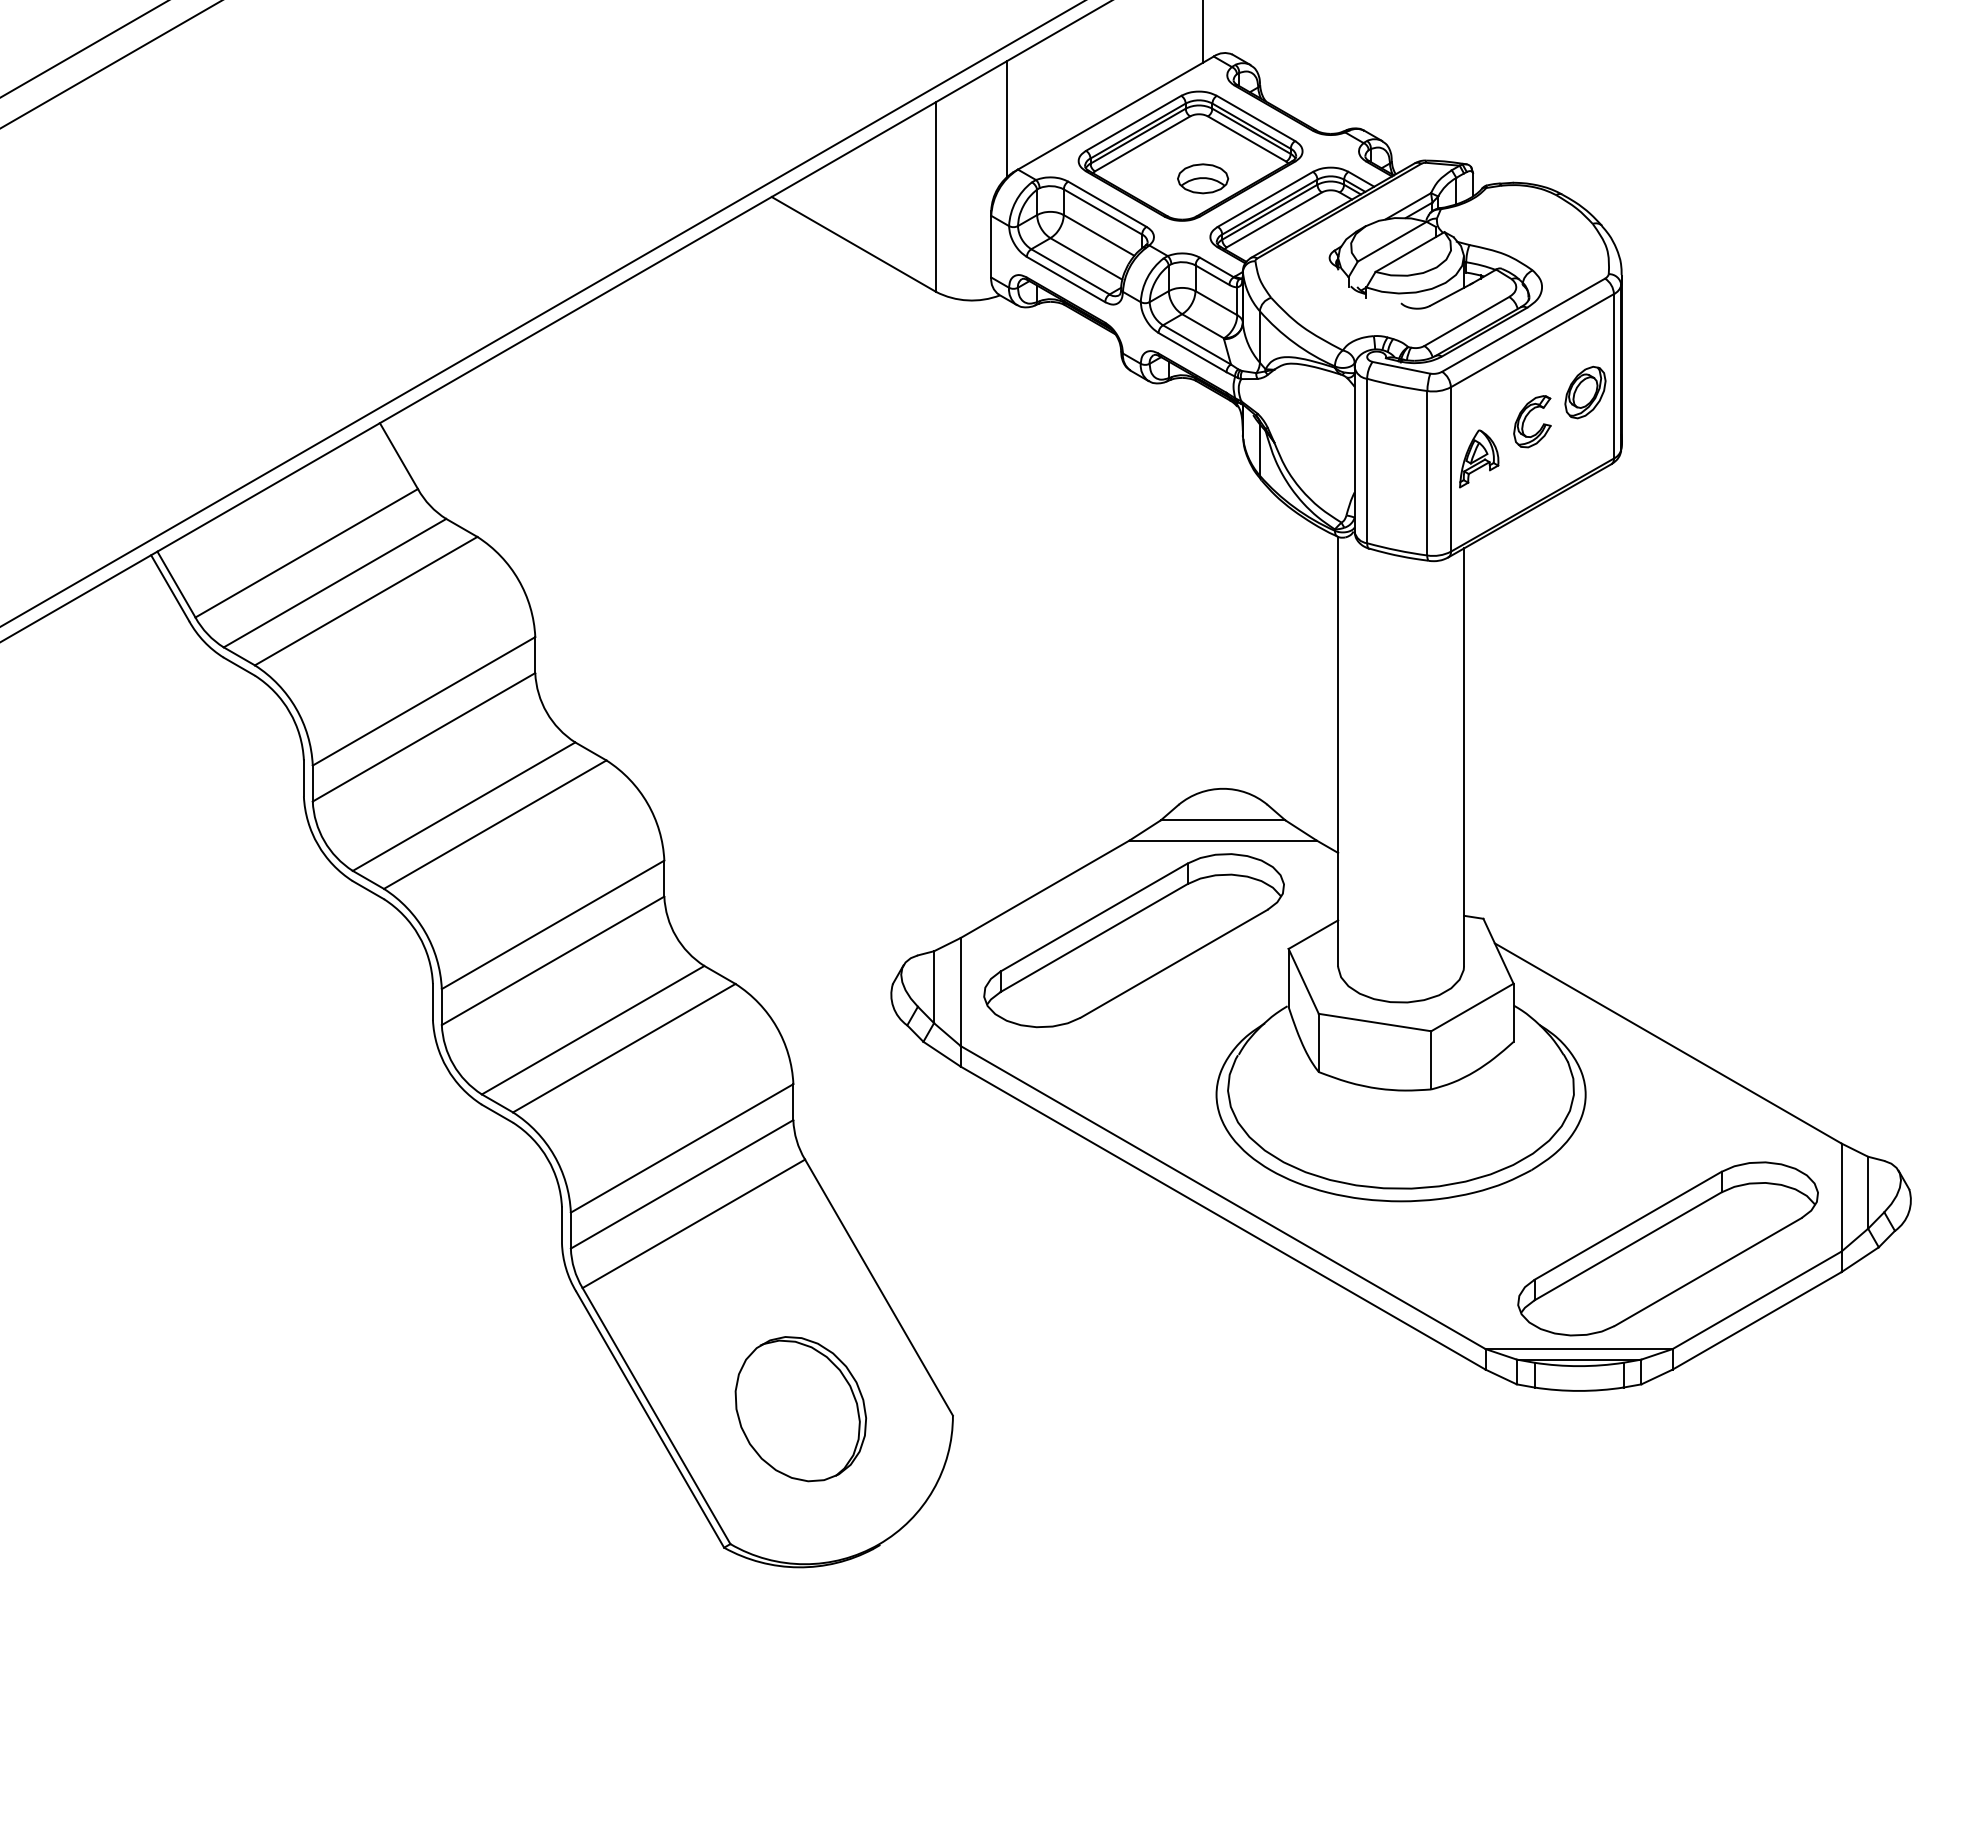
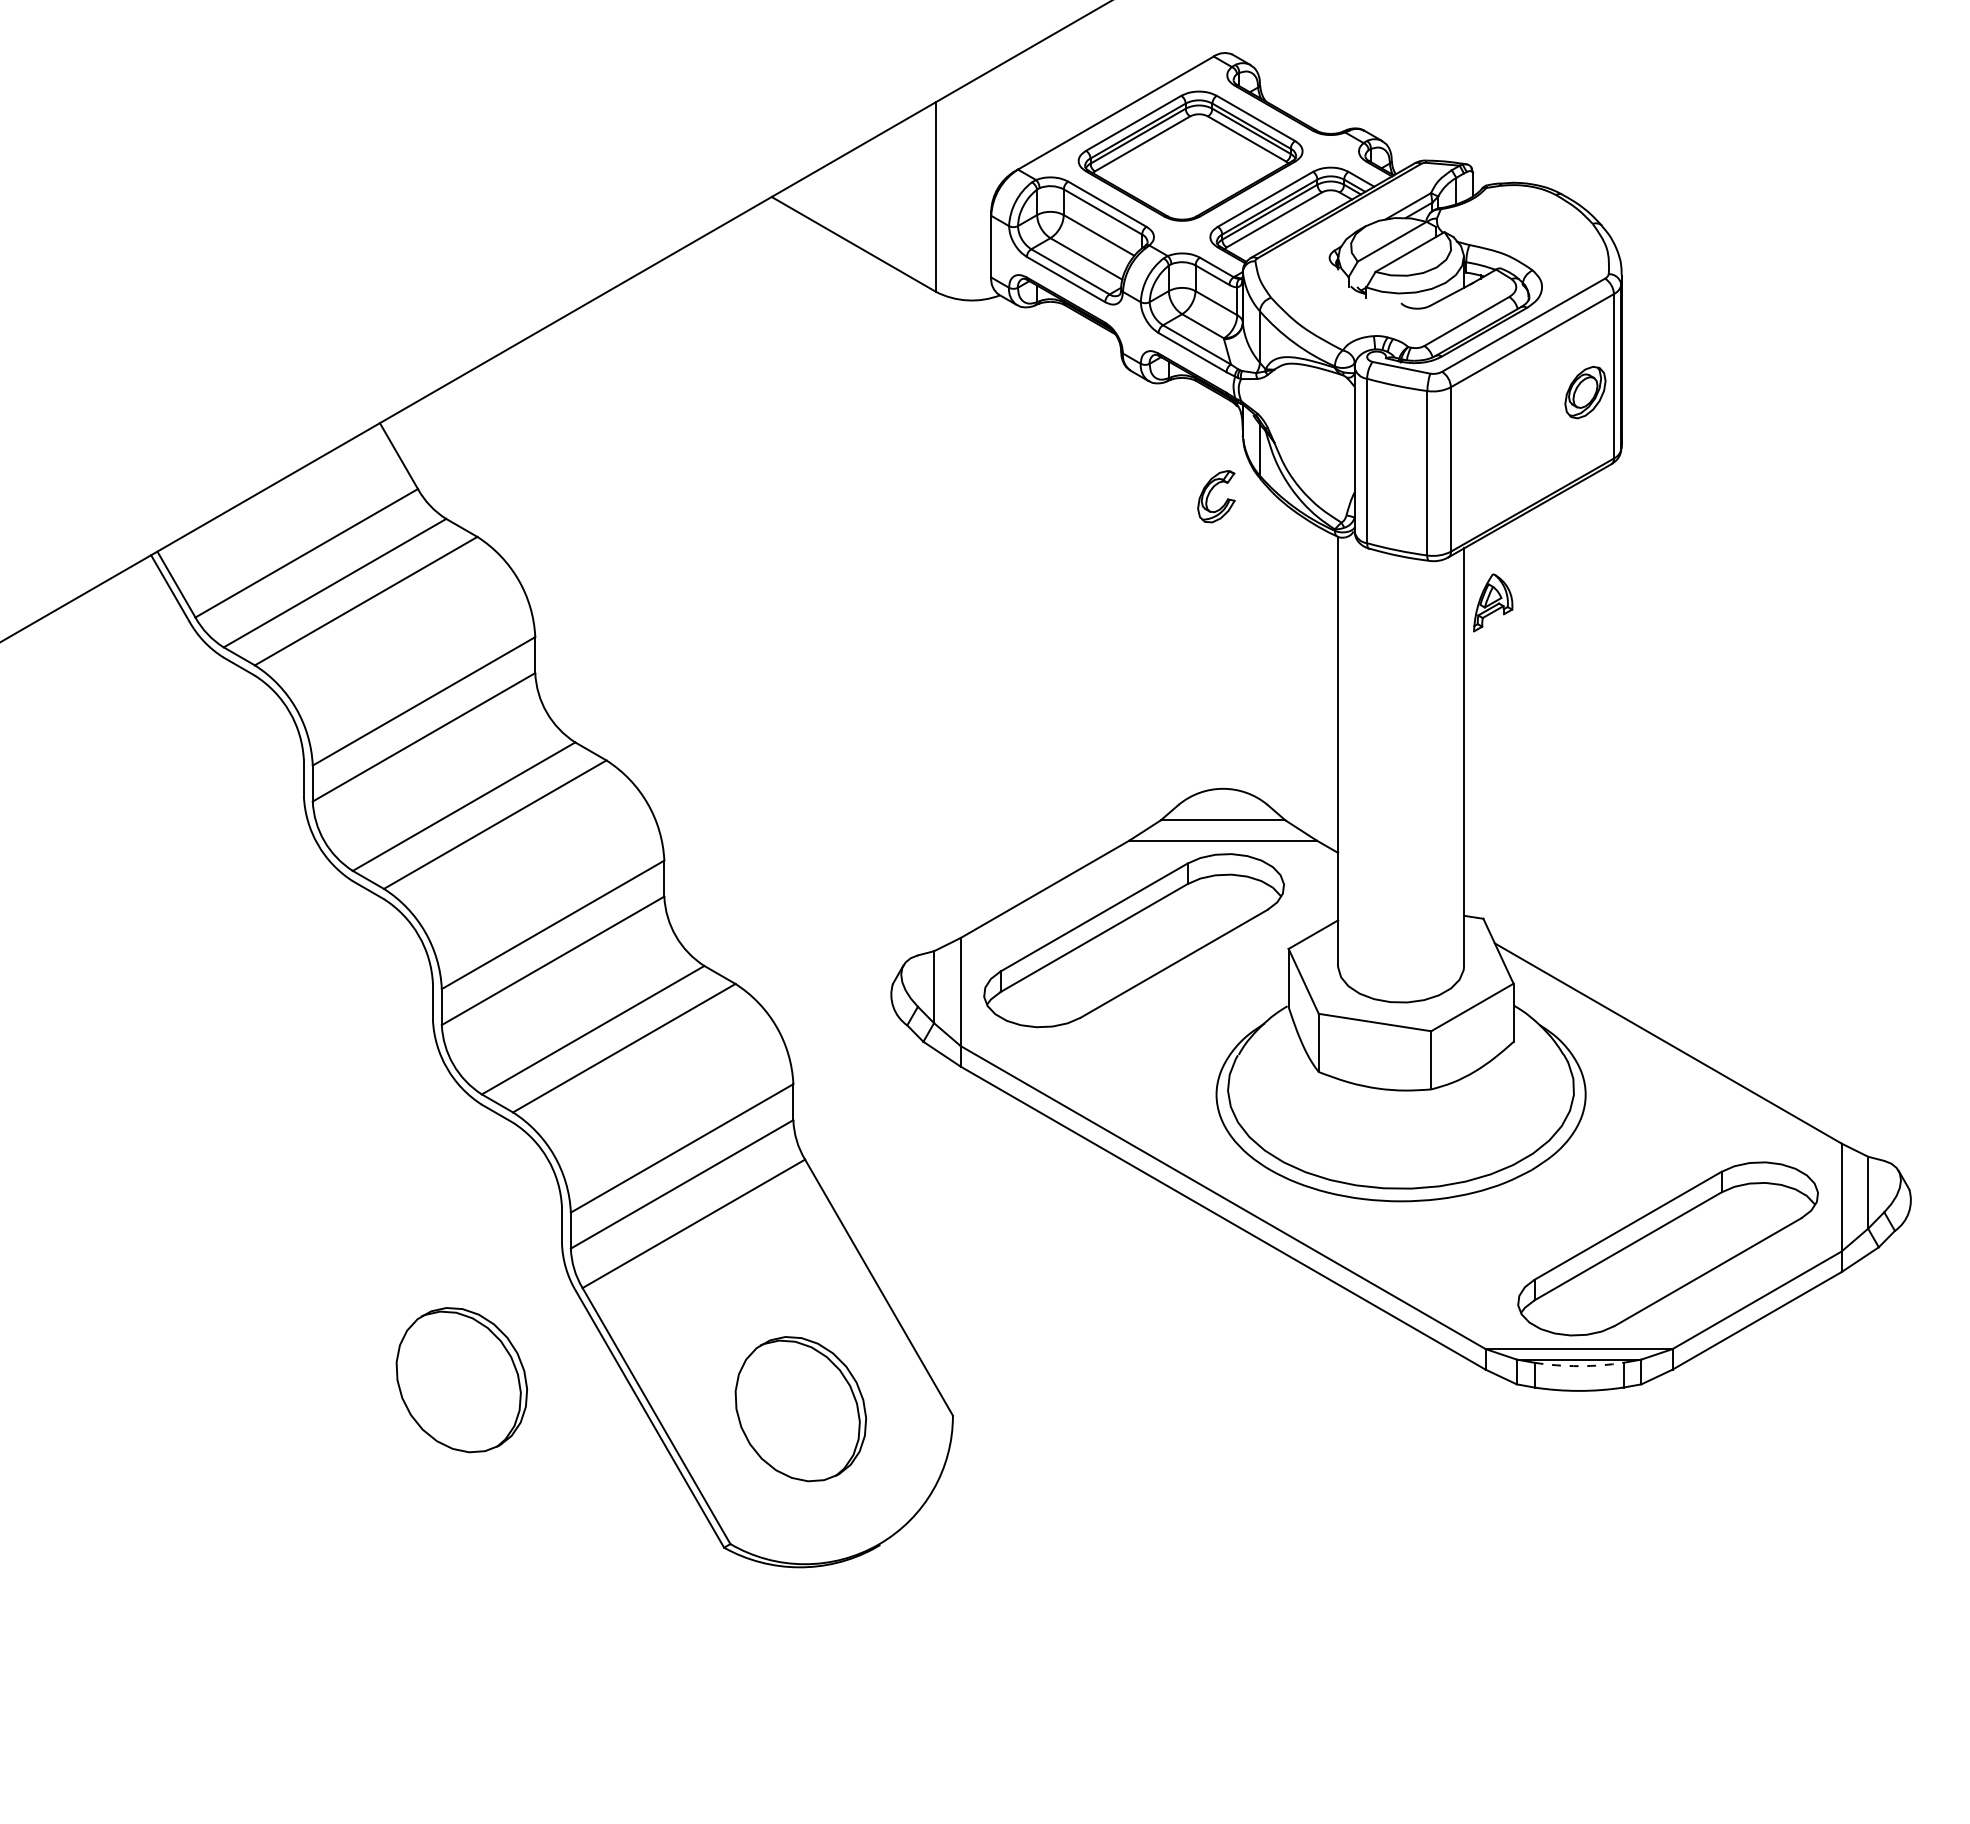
line: present -> none (1203, 32)
line: present -> none (83, 49)
line: present -> none (110, 64)
line: present -> none (1007, 118)
part: present -> none (1203, 178)
line: present -> none (542, 313)
part position: (1526, 418) -> (1210, 493) (1210, 493)
part position: (1479, 458) -> (1493, 602) (1493, 602)
arc: solid -> dashed (1579, 1366)
part: none -> present (461, 1380)
